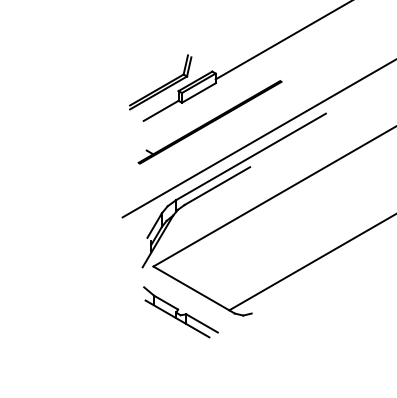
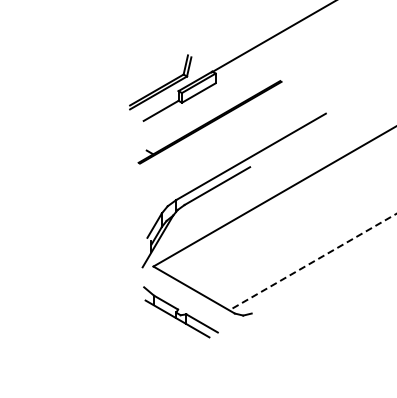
line position: (282, 40) -> (272, 37) (272, 37)
line: present -> none (257, 138)
line: solid -> dashed (312, 262)
